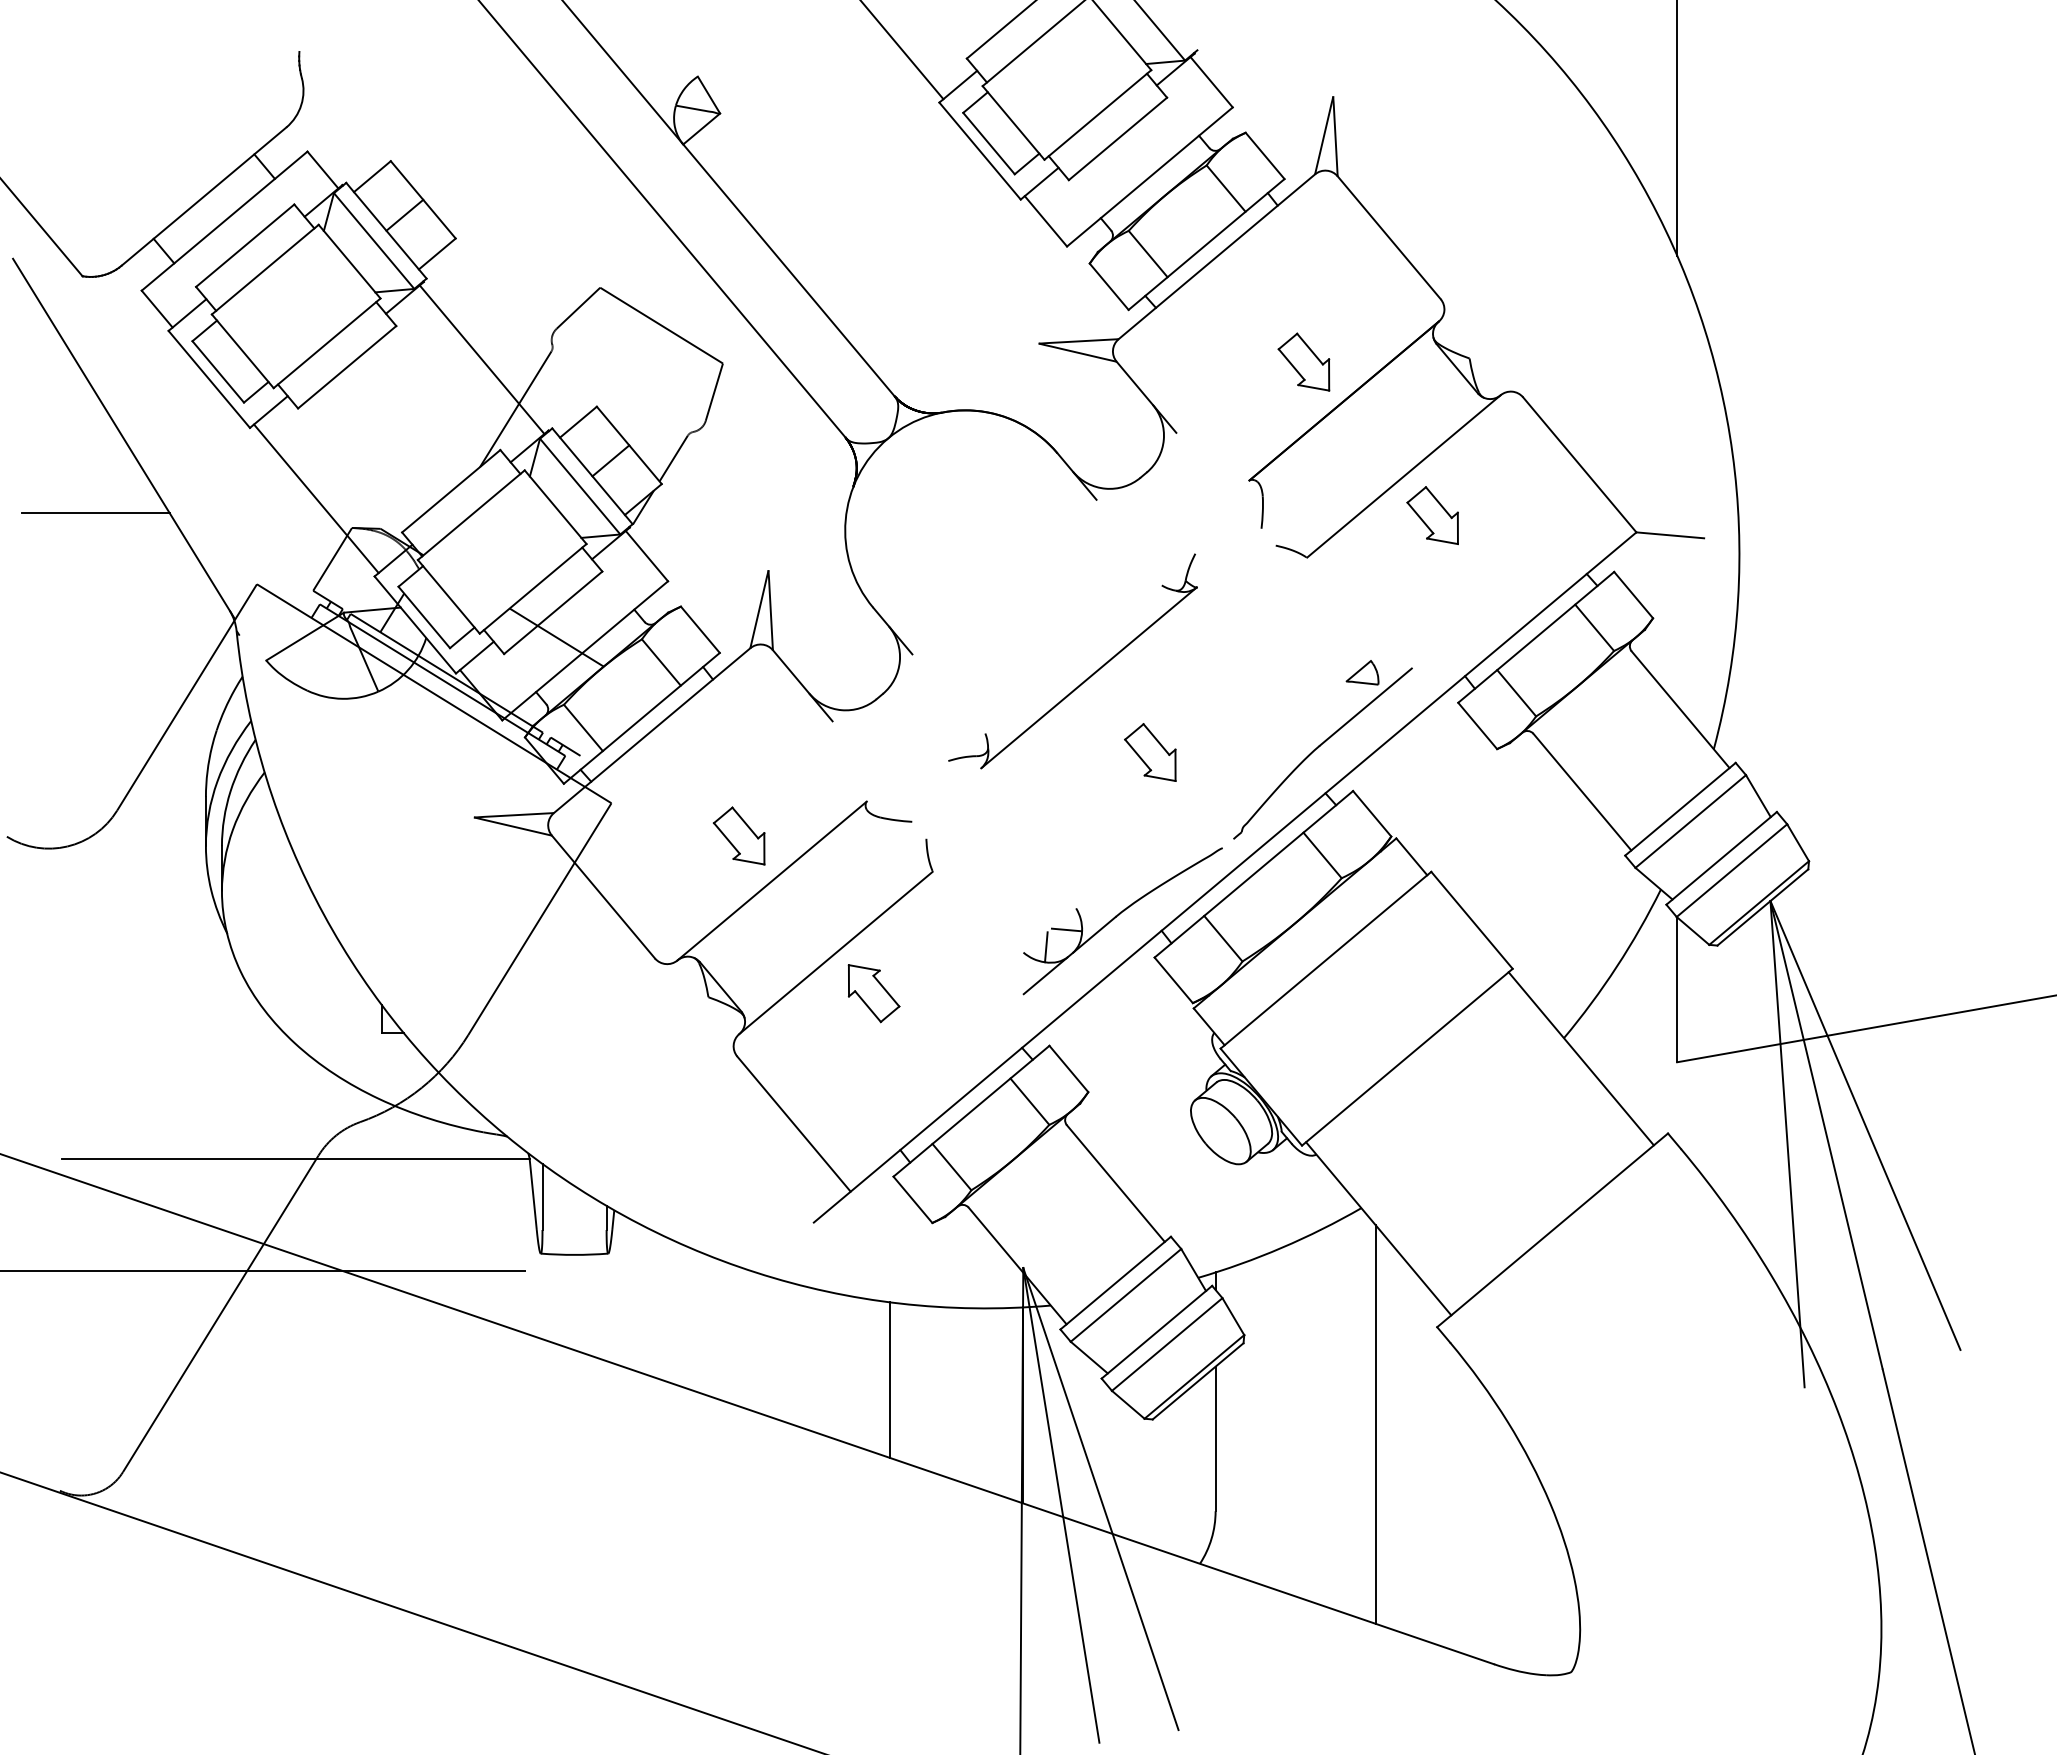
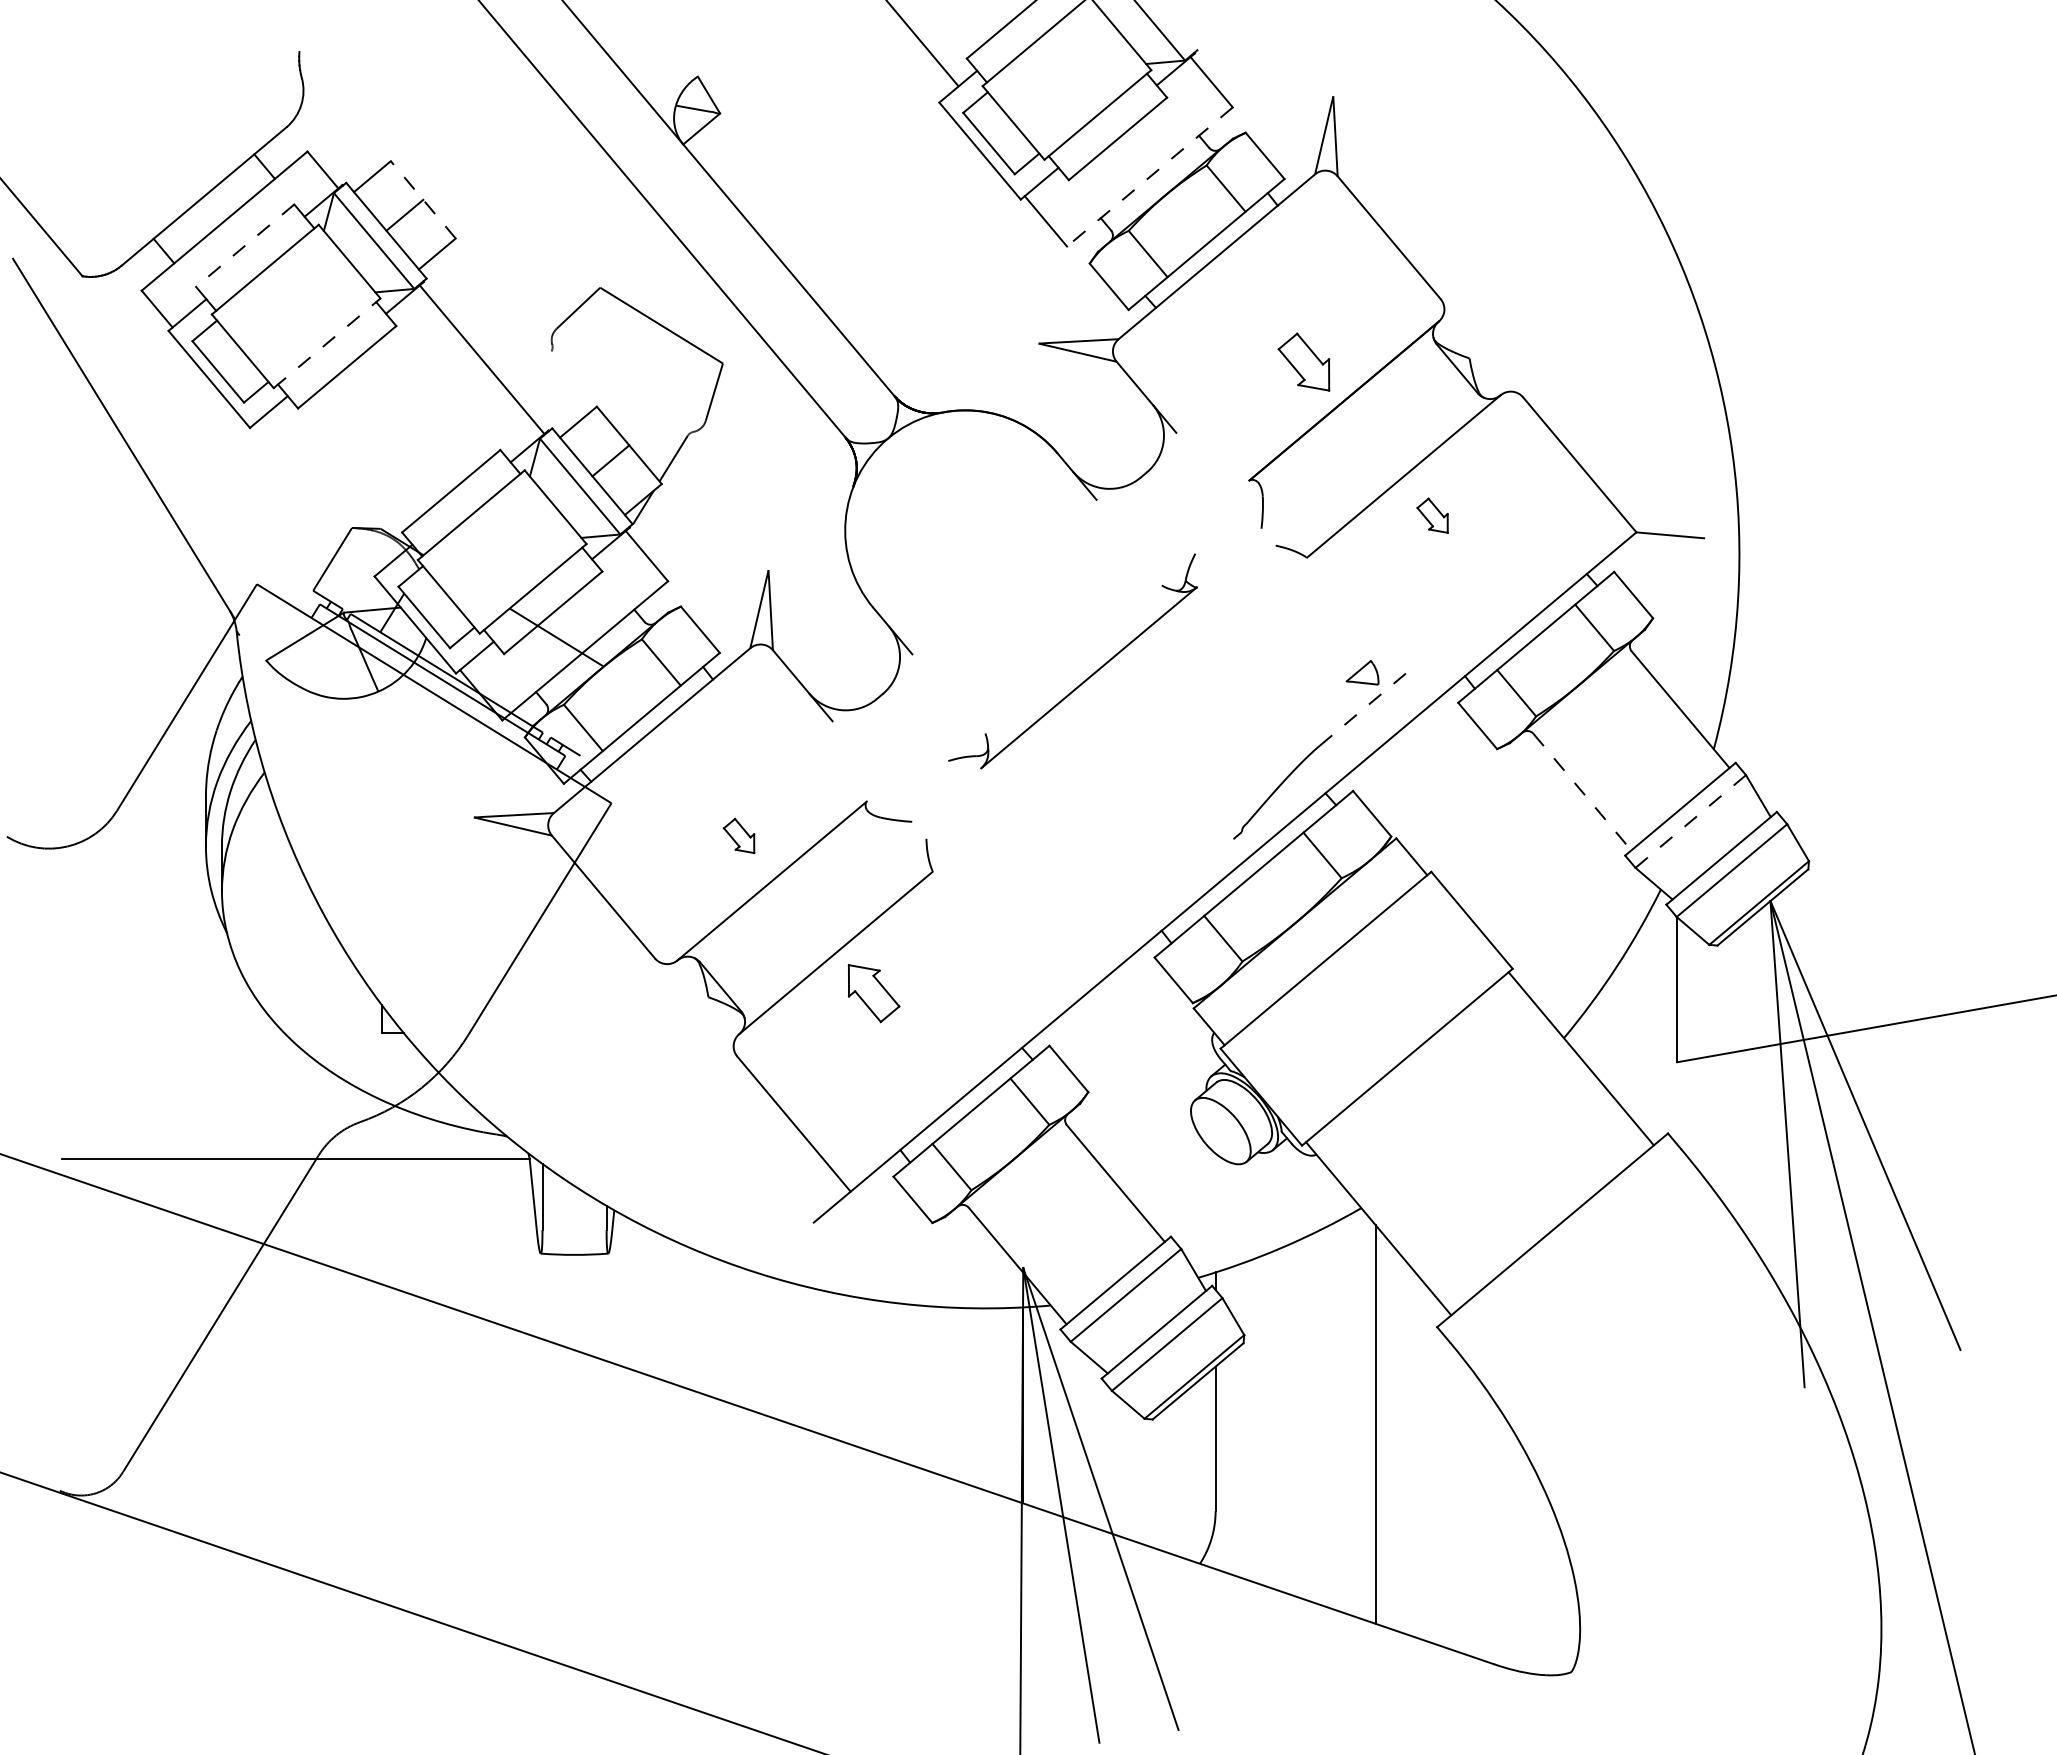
line position: (902, 50) -> (923, 44) (923, 44)
line: present -> none (1677, 128)
line: solid -> dashed (1149, 177)
line: solid -> dashed (422, 199)
line: solid -> dashed (244, 246)
line: solid -> dashed (327, 343)
line: present -> none (515, 409)
line: present -> none (316, 498)
line: present -> none (95, 513)
part size: 53x60 px -> 33x37 px (1432, 515)
line: solid -> dashed (1365, 707)
part: present -> none (1150, 752)
line: solid -> dashed (1582, 792)
line: solid -> dashed (1691, 821)
part size: 54x60 px -> 34x38 px (738, 835)
part: present -> none (1119, 915)
line: present -> none (264, 1270)
line: present -> none (890, 1380)
